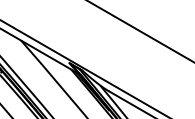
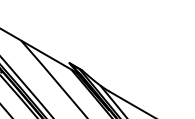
line: present -> none (140, 31)
line: present -> none (83, 68)
